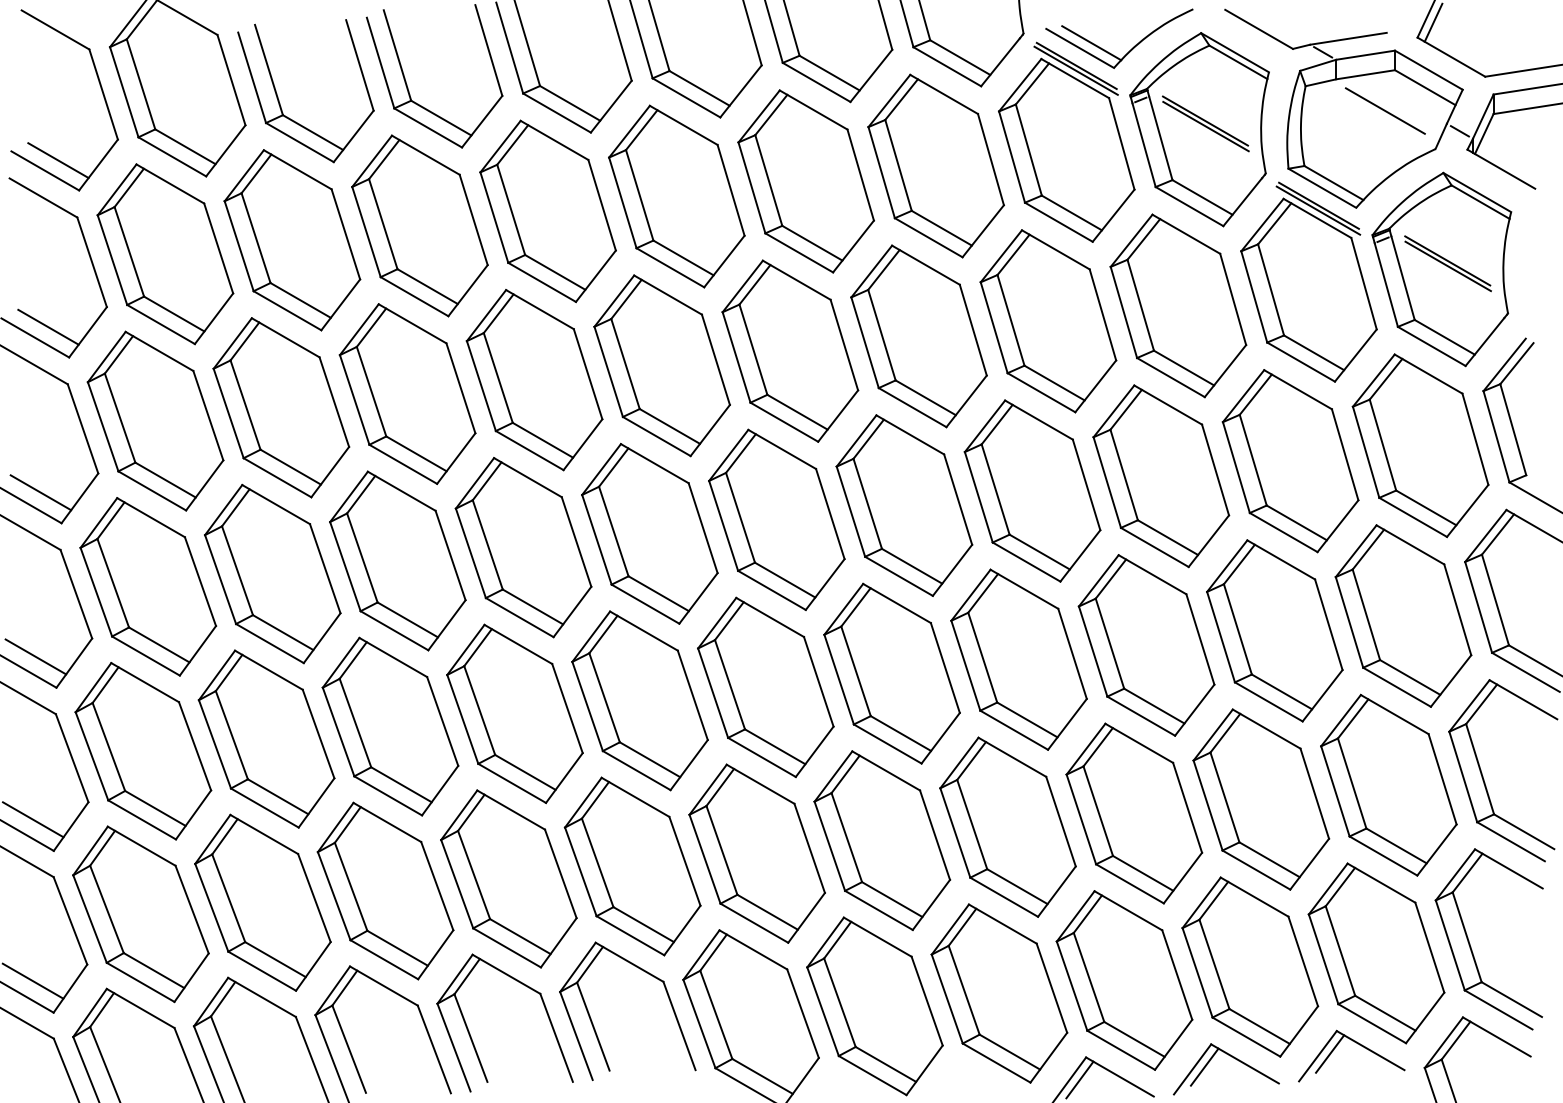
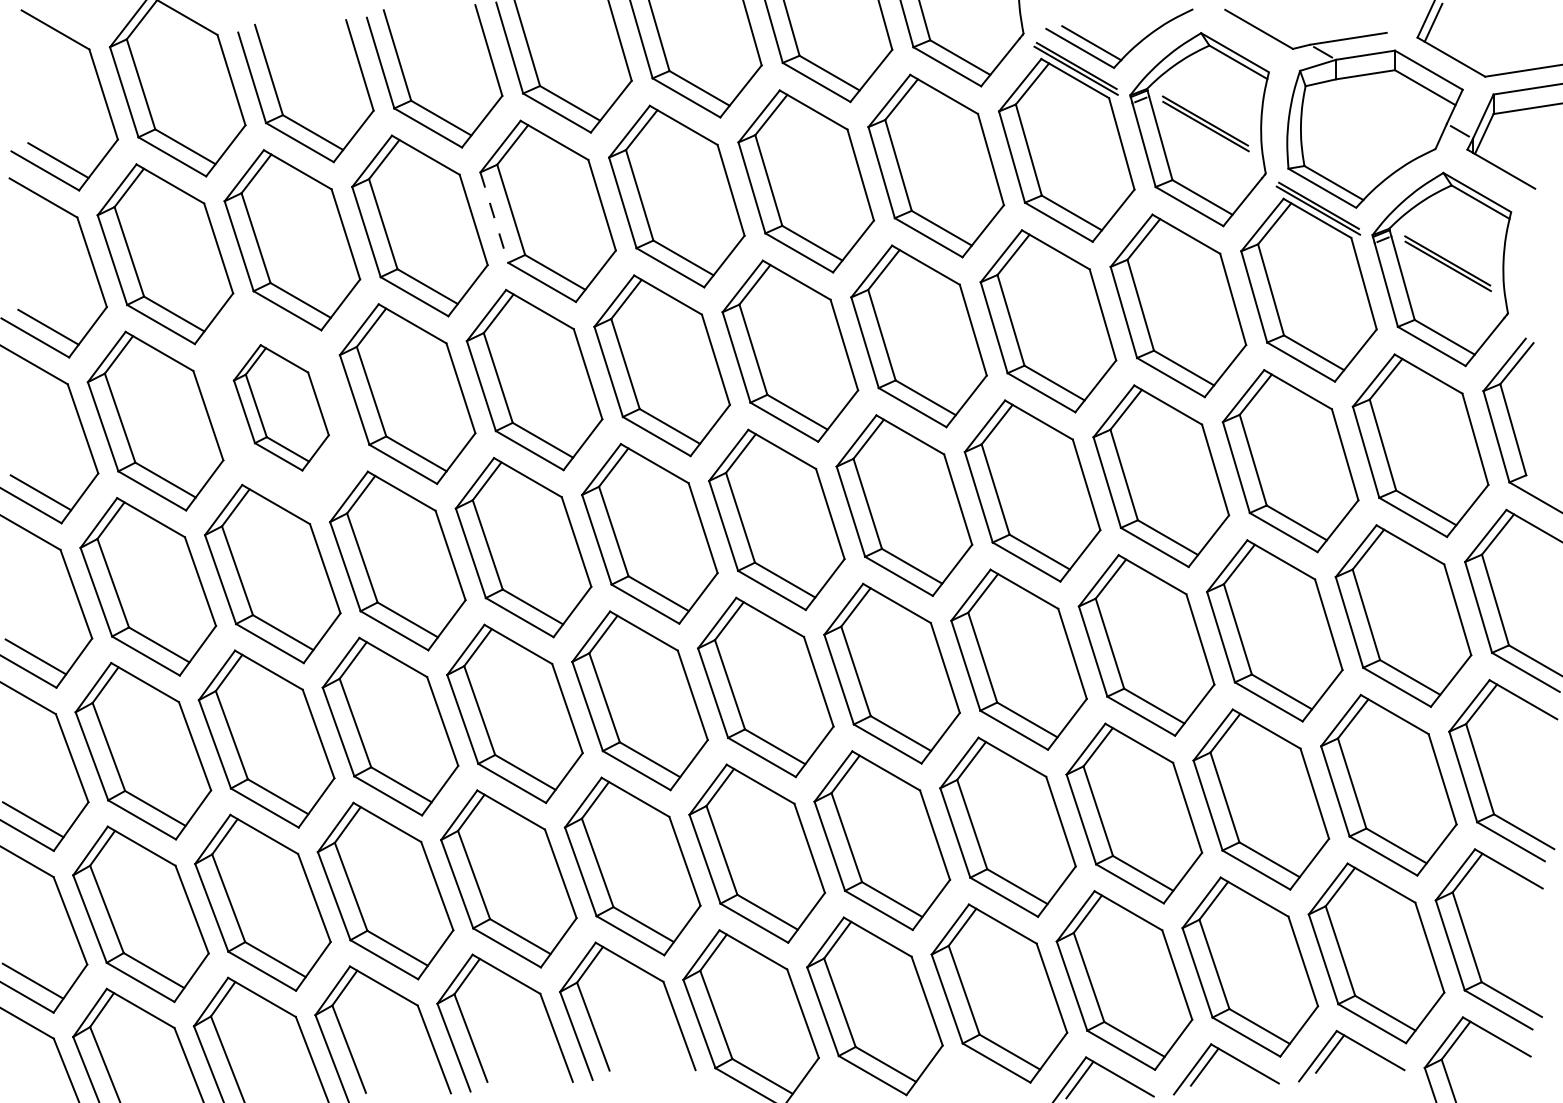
line: present -> none (1385, 110)
line: solid -> dashed (494, 218)
part size: 139x182 px -> 98x128 px (280, 407)
